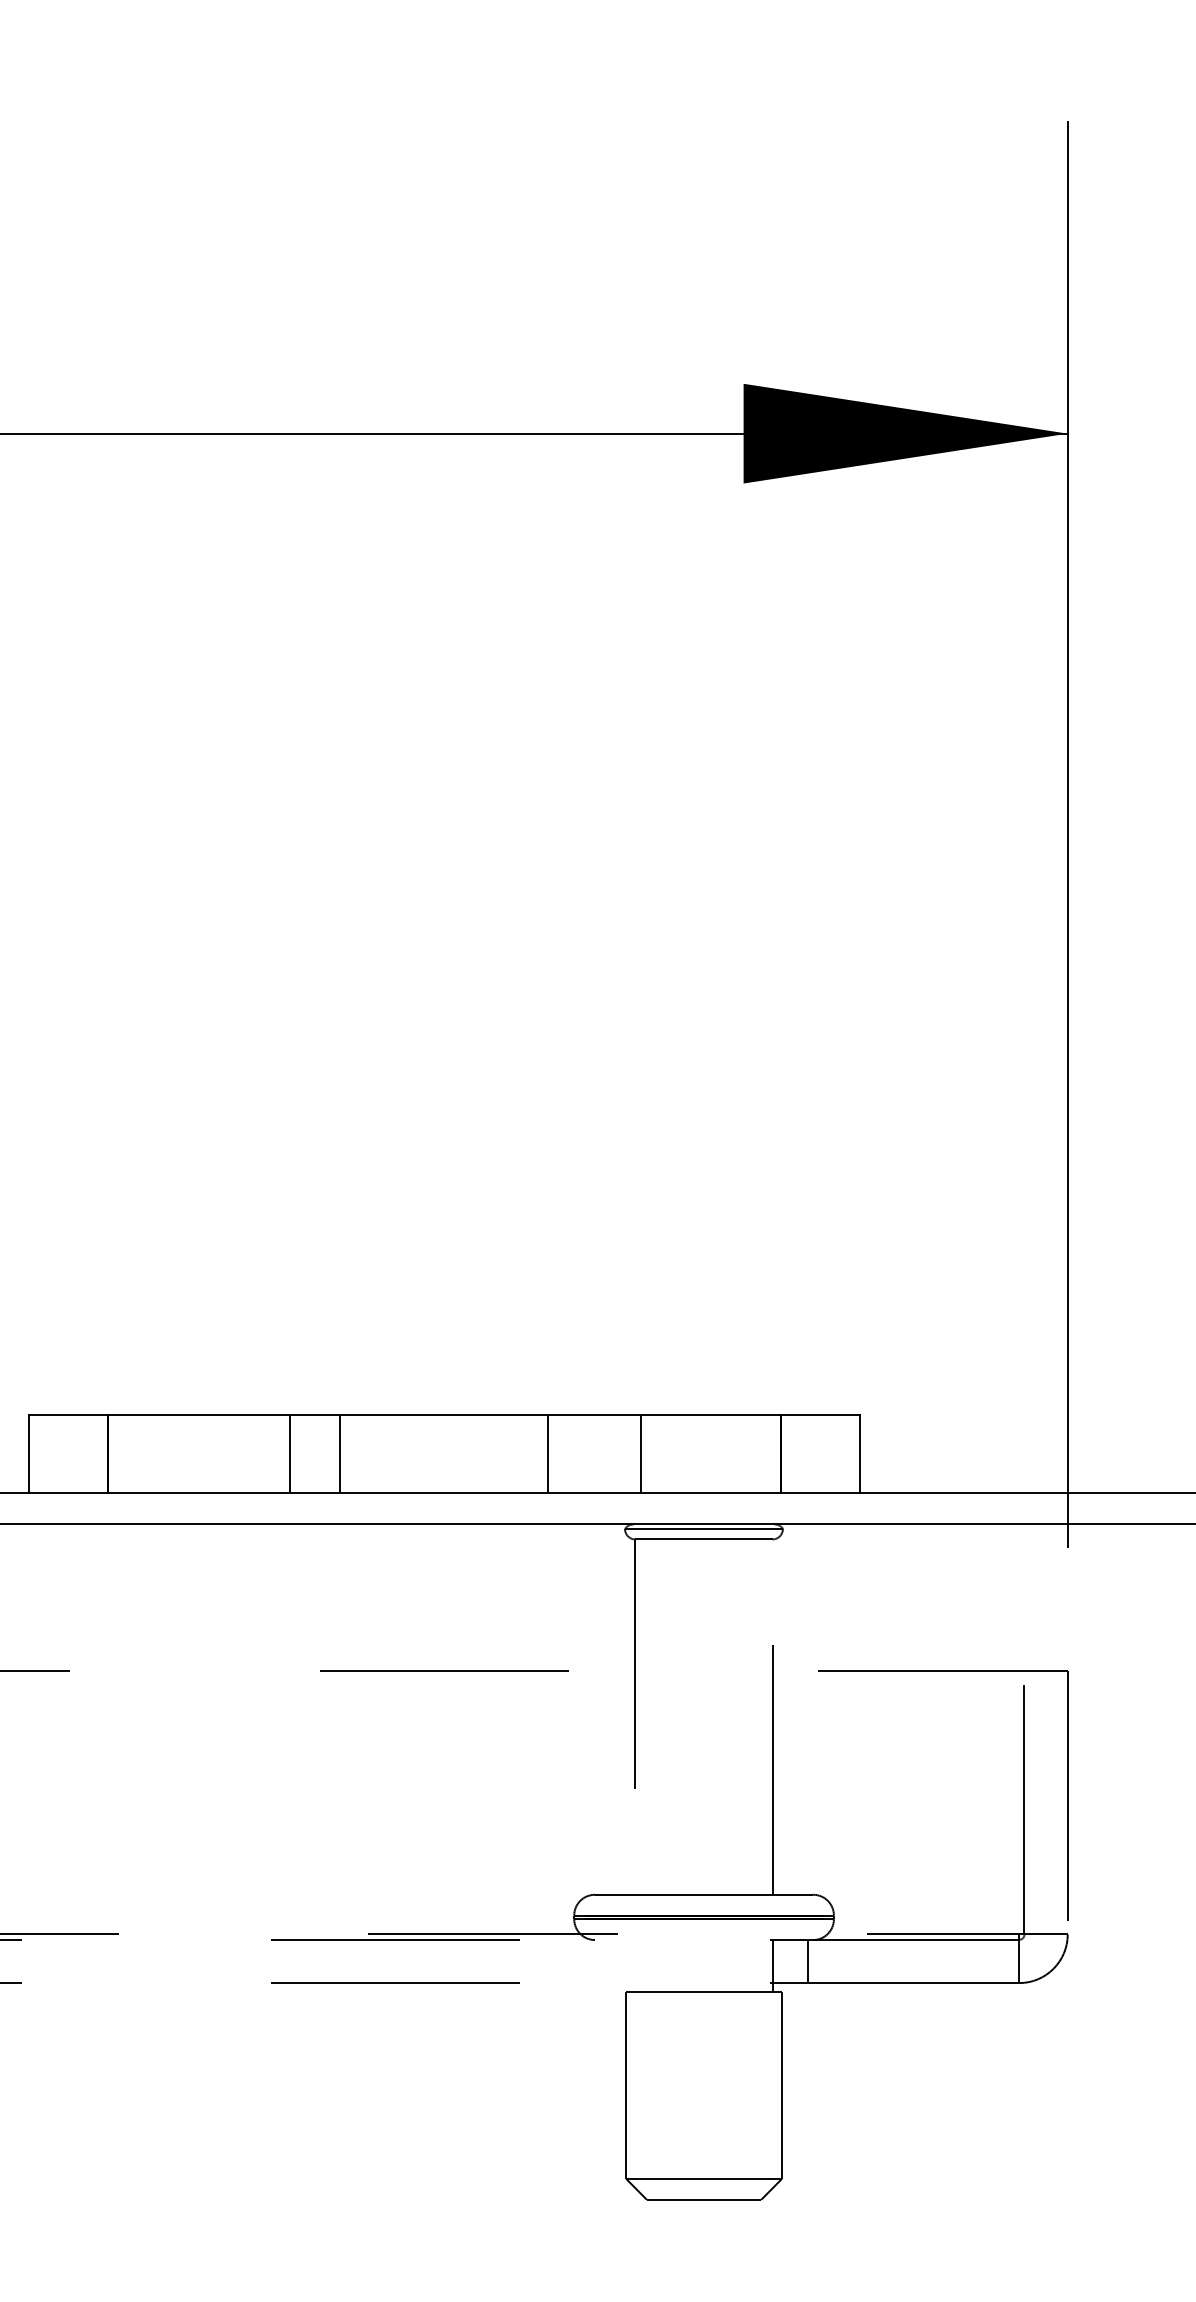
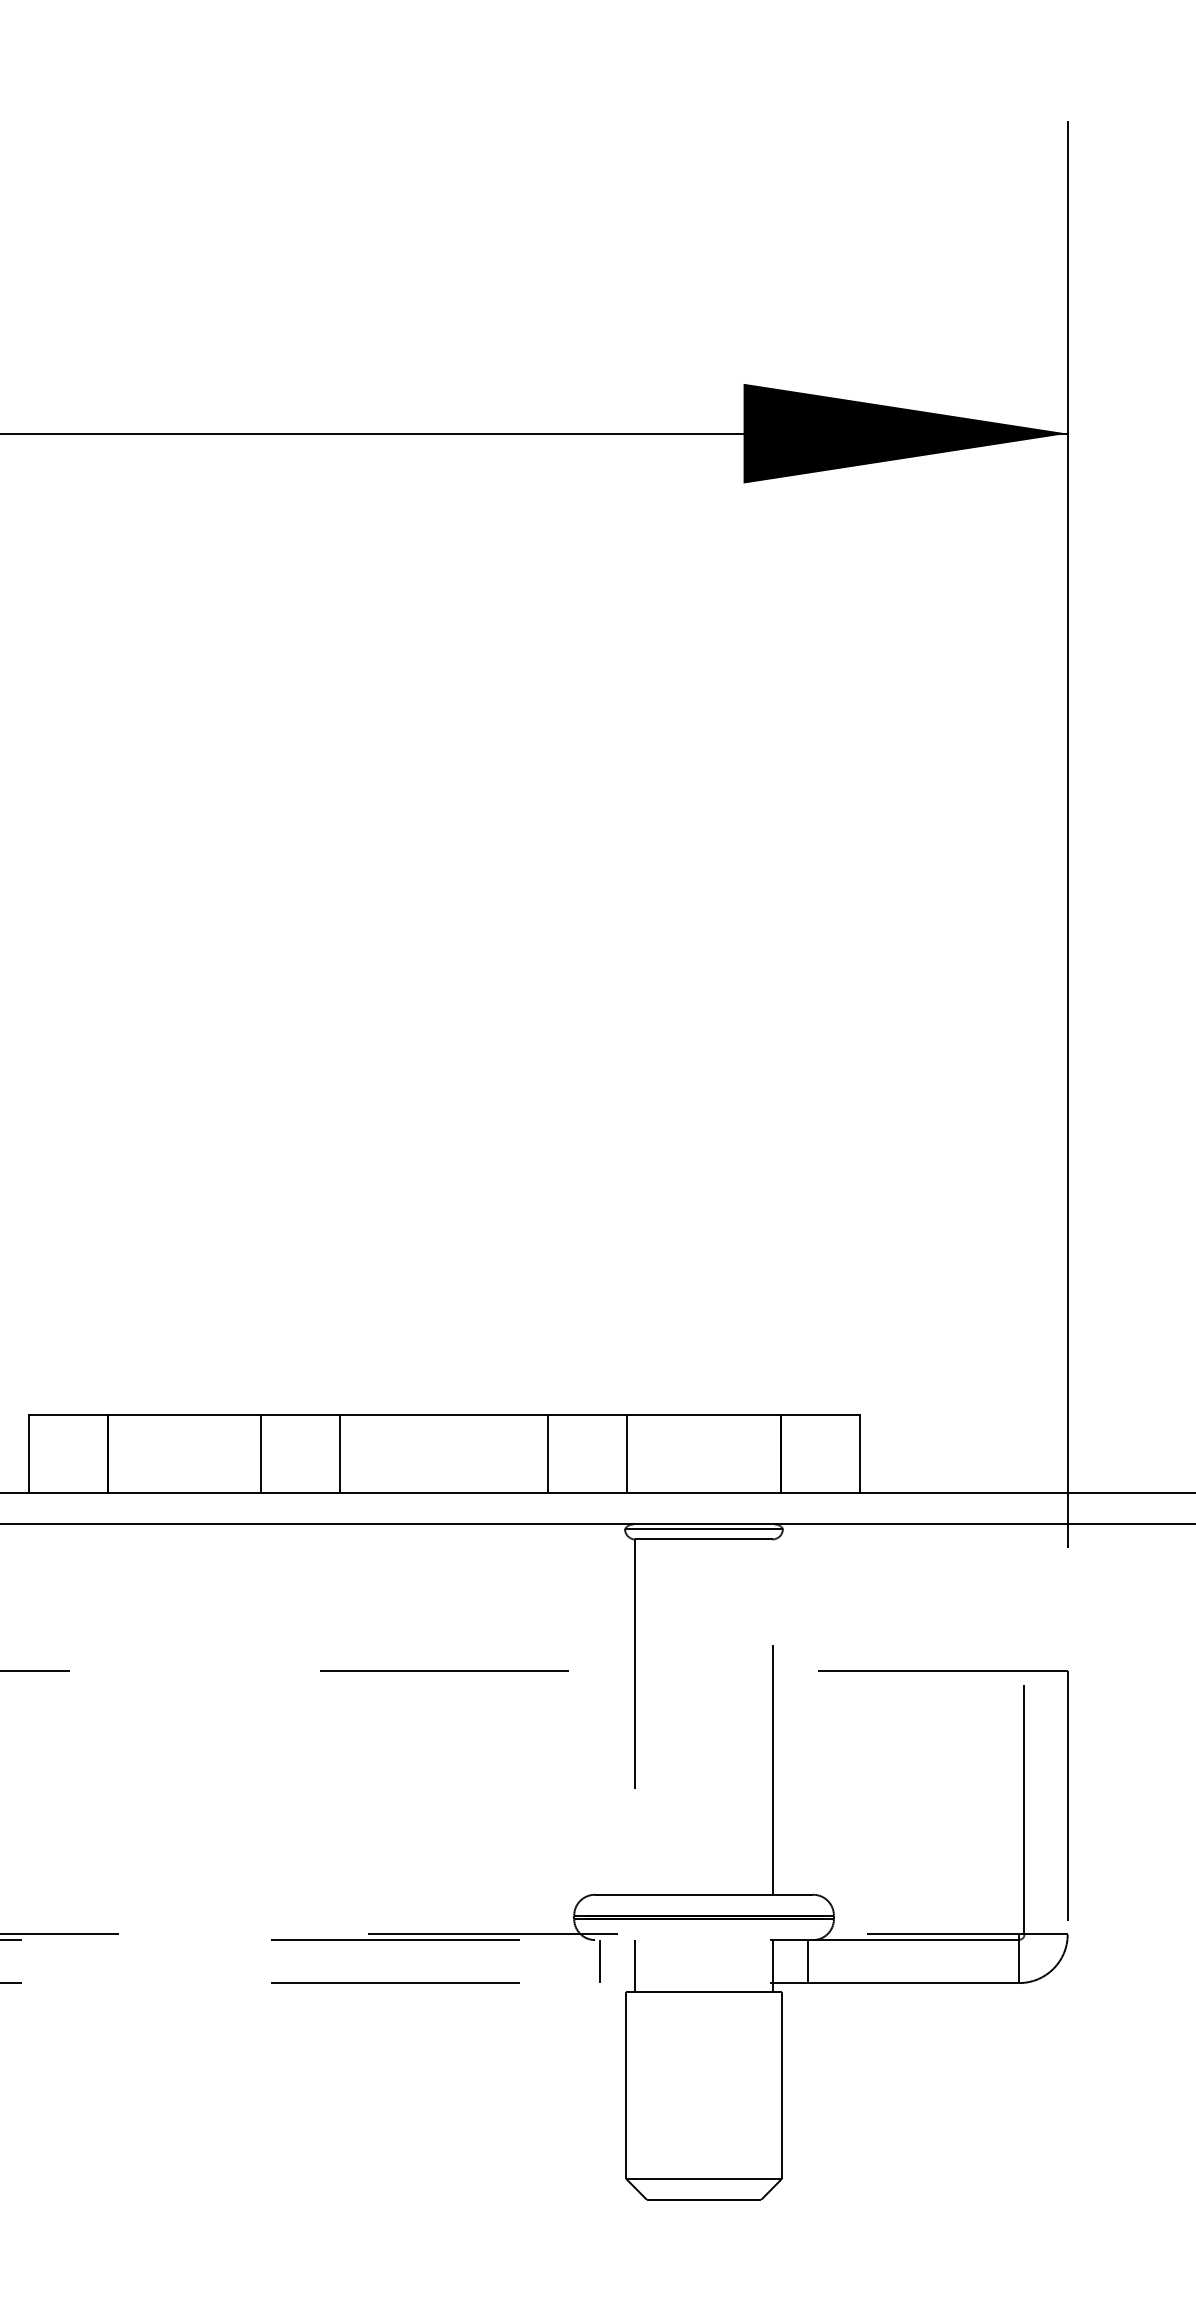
line position: (290, 1454) -> (261, 1454) (261, 1454)
line position: (641, 1454) -> (627, 1454) (627, 1454)
line: none -> present (600, 1961)
line: none -> present (635, 1965)
